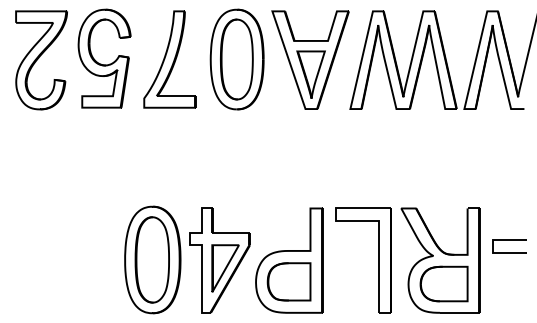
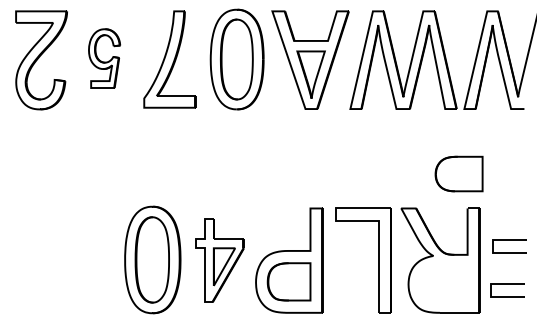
part size: 55x101 px -> 34x61 px (104, 58)
part size: 62x107 px -> 50x85 px (219, 260)
part position: (443, 283) -> (458, 173) (458, 173)
curve: none -> present (507, 284)
